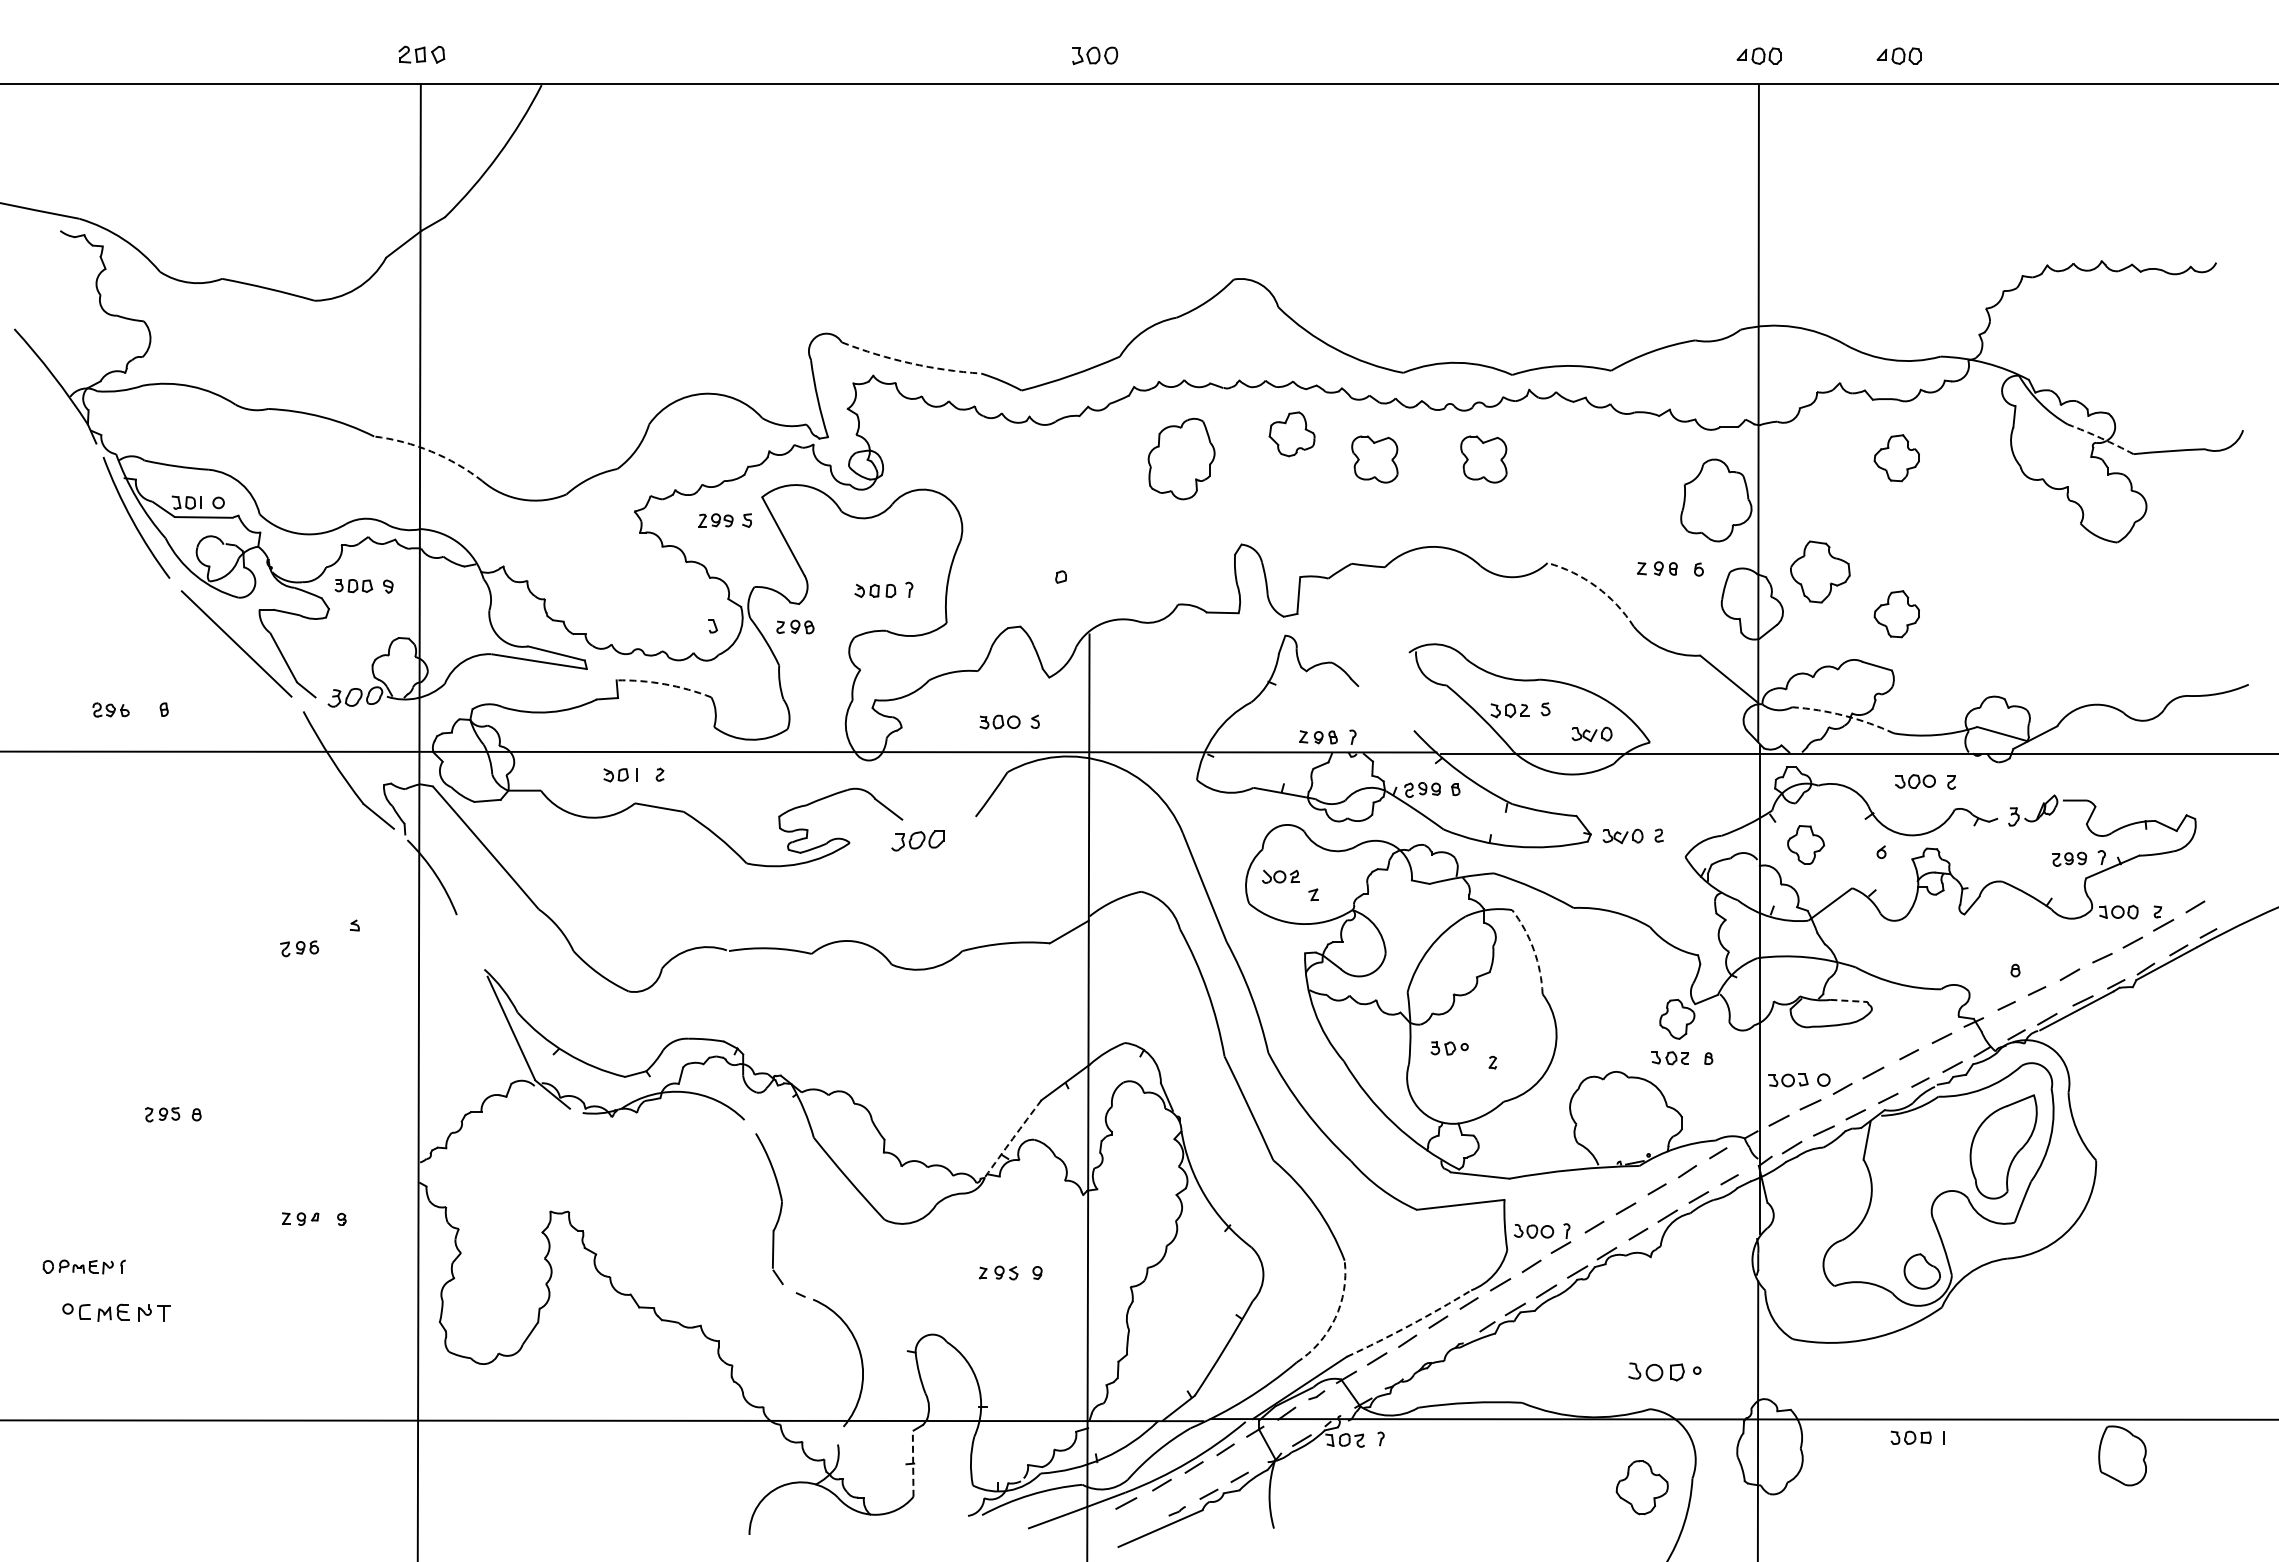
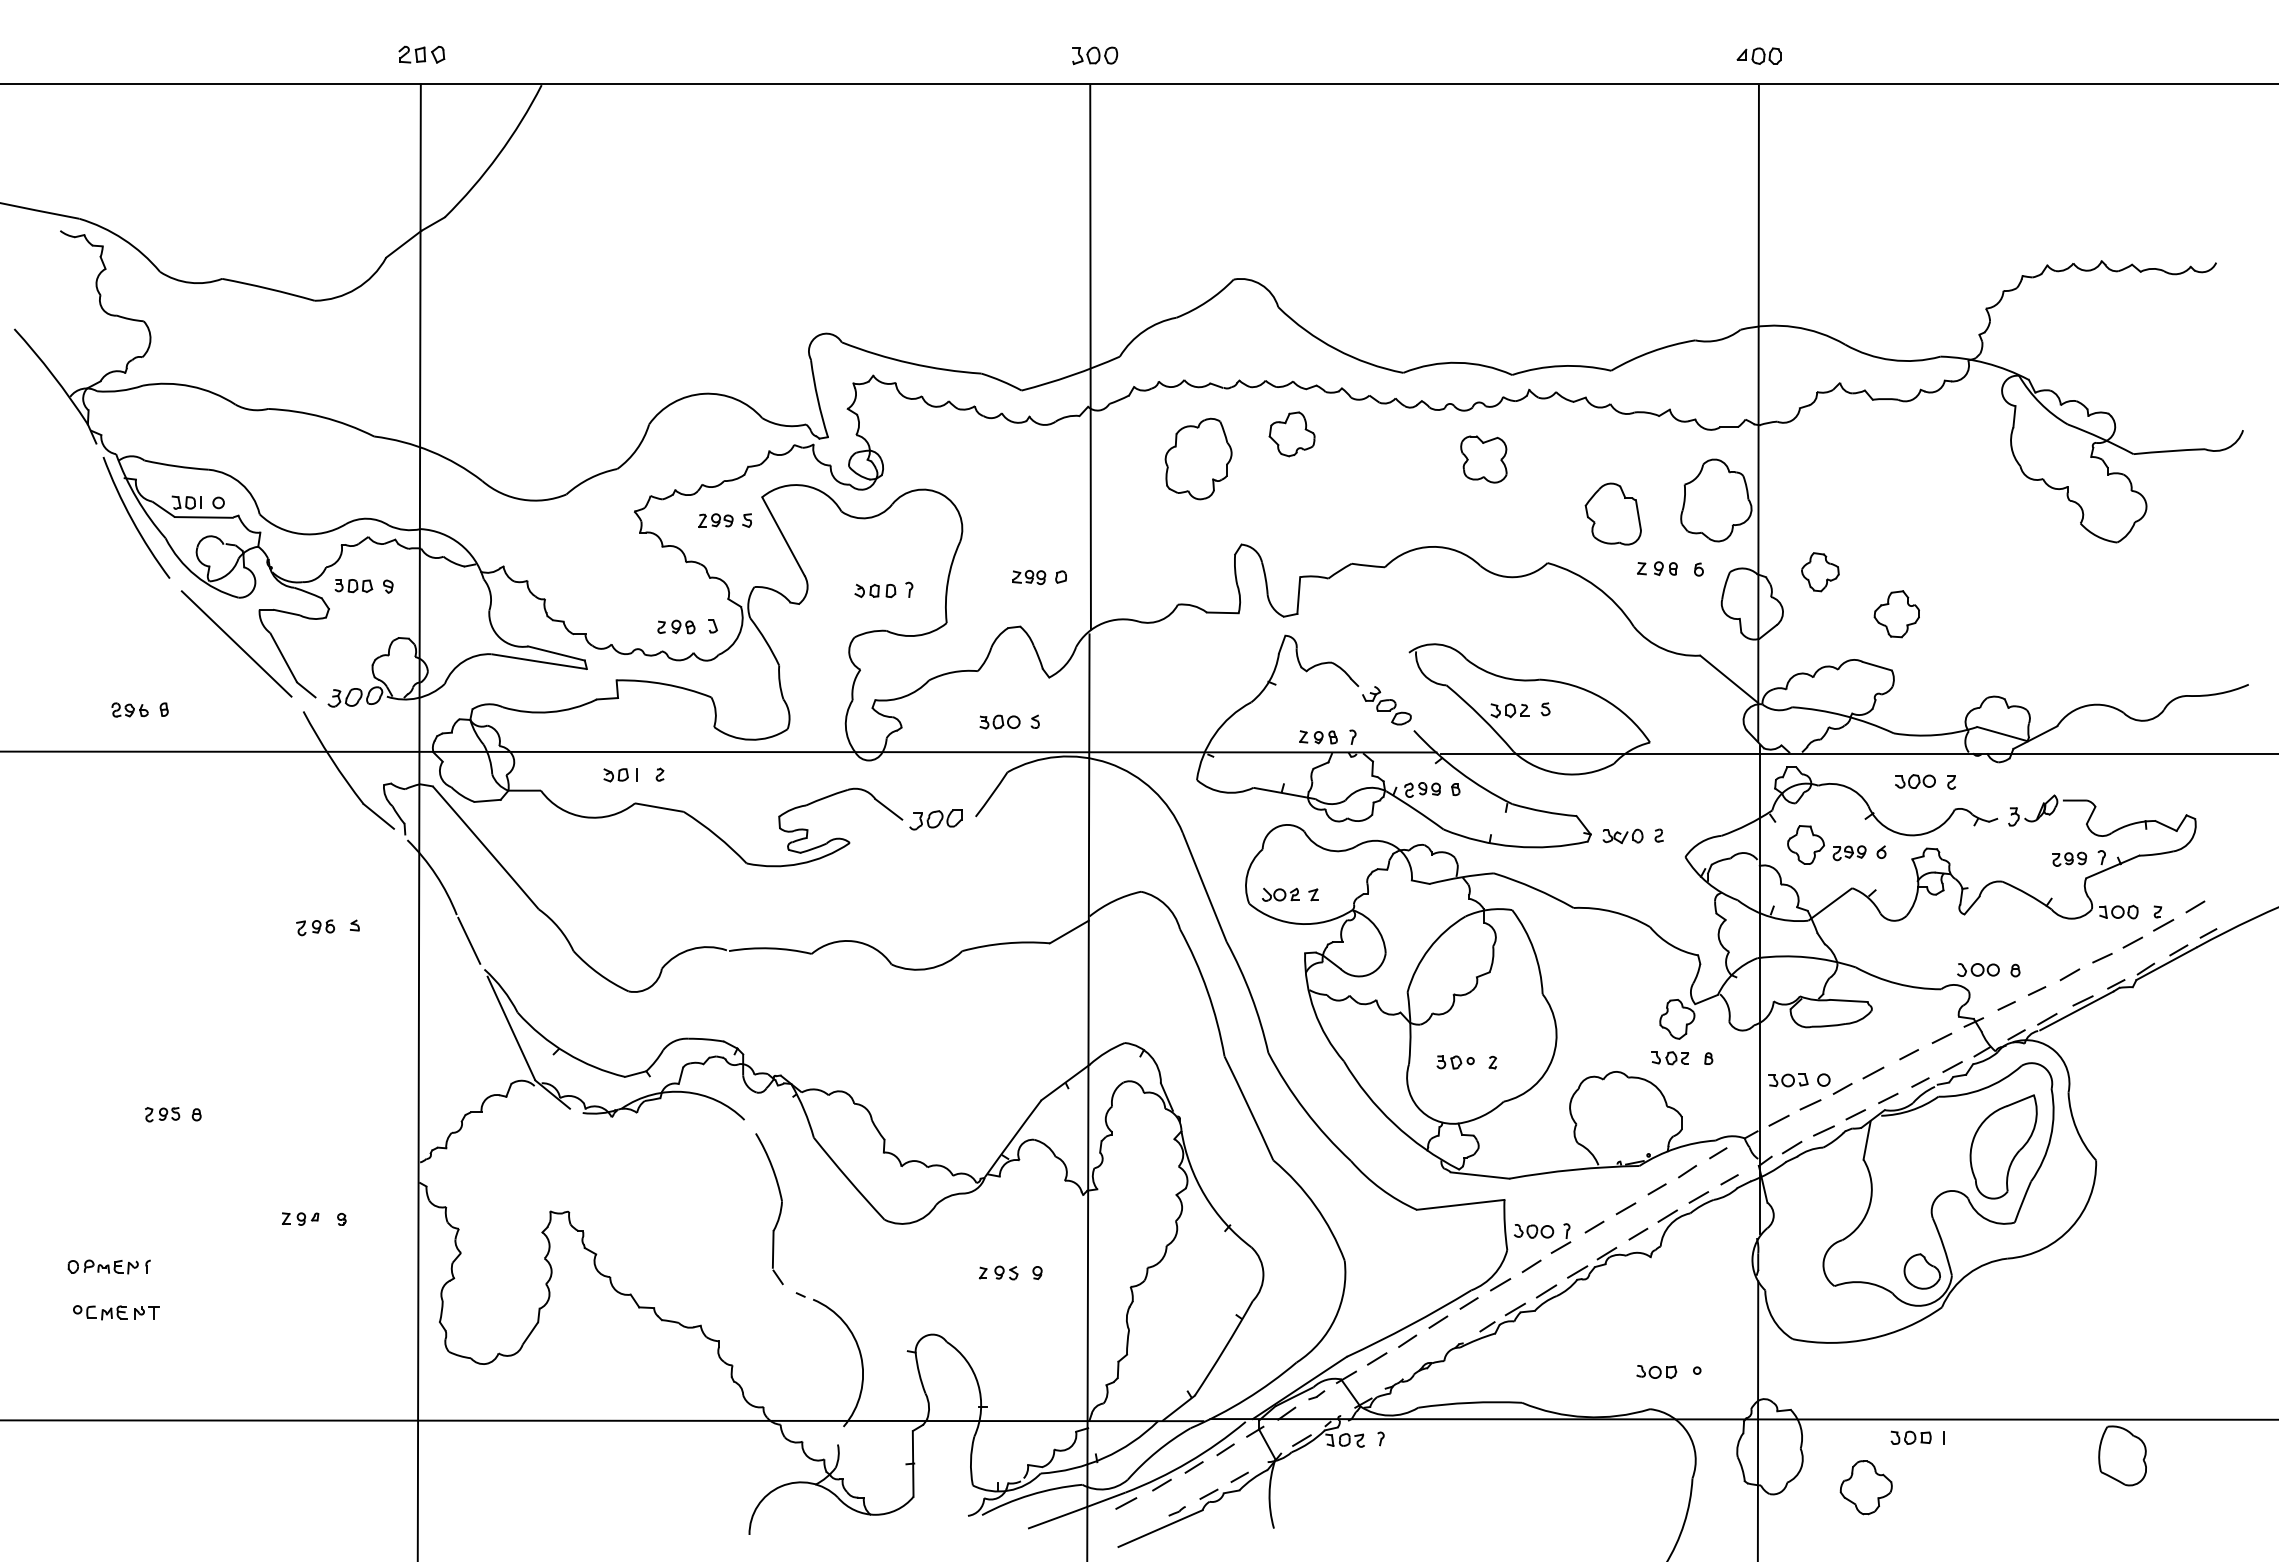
part: present -> none (1898, 55)
line: none -> present (1090, 357)
arc: dashed -> solid (910, 363)
arc: dashed -> solid (2101, 438)
arc: dashed -> solid (431, 451)
part position: (1181, 458) -> (1198, 458) (1198, 458)
part: present -> none (1896, 458)
part: present -> none (1374, 459)
part: none -> present (1612, 513)
part size: 61x64 px -> 39x41 px (1820, 572)
part: none -> present (1029, 577)
arc: dashed -> solid (1596, 586)
part position: (795, 626) -> (676, 626) (676, 626)
arc: dashed -> solid (664, 684)
part: none -> present (1386, 705)
part position: (110, 709) -> (129, 709) (129, 709)
arc: dashed -> solid (1844, 715)
part: present -> none (1591, 734)
part position: (917, 840) -> (935, 819) (935, 819)
part: none -> present (1849, 853)
part position: (1280, 876) -> (1280, 894) (1280, 894)
line: none -> present (469, 940)
part position: (299, 948) -> (315, 927) (315, 927)
arc: dashed -> solid (1533, 949)
part: none -> present (1978, 969)
line: dashed -> solid (1849, 1000)
part position: (1449, 1048) -> (1455, 1062) (1455, 1062)
arc: dashed -> solid (1012, 1138)
part position: (83, 1266) -> (108, 1266) (108, 1266)
part size: 109x19 px -> 87x16 px (116, 1312)
arc: dashed -> solid (1335, 1318)
arc: dashed -> solid (1409, 1325)
part size: 57x20 px -> 42x14 px (1656, 1371)
line: dashed -> solid (913, 1463)
part position: (1641, 1487) -> (1865, 1487) (1865, 1487)
